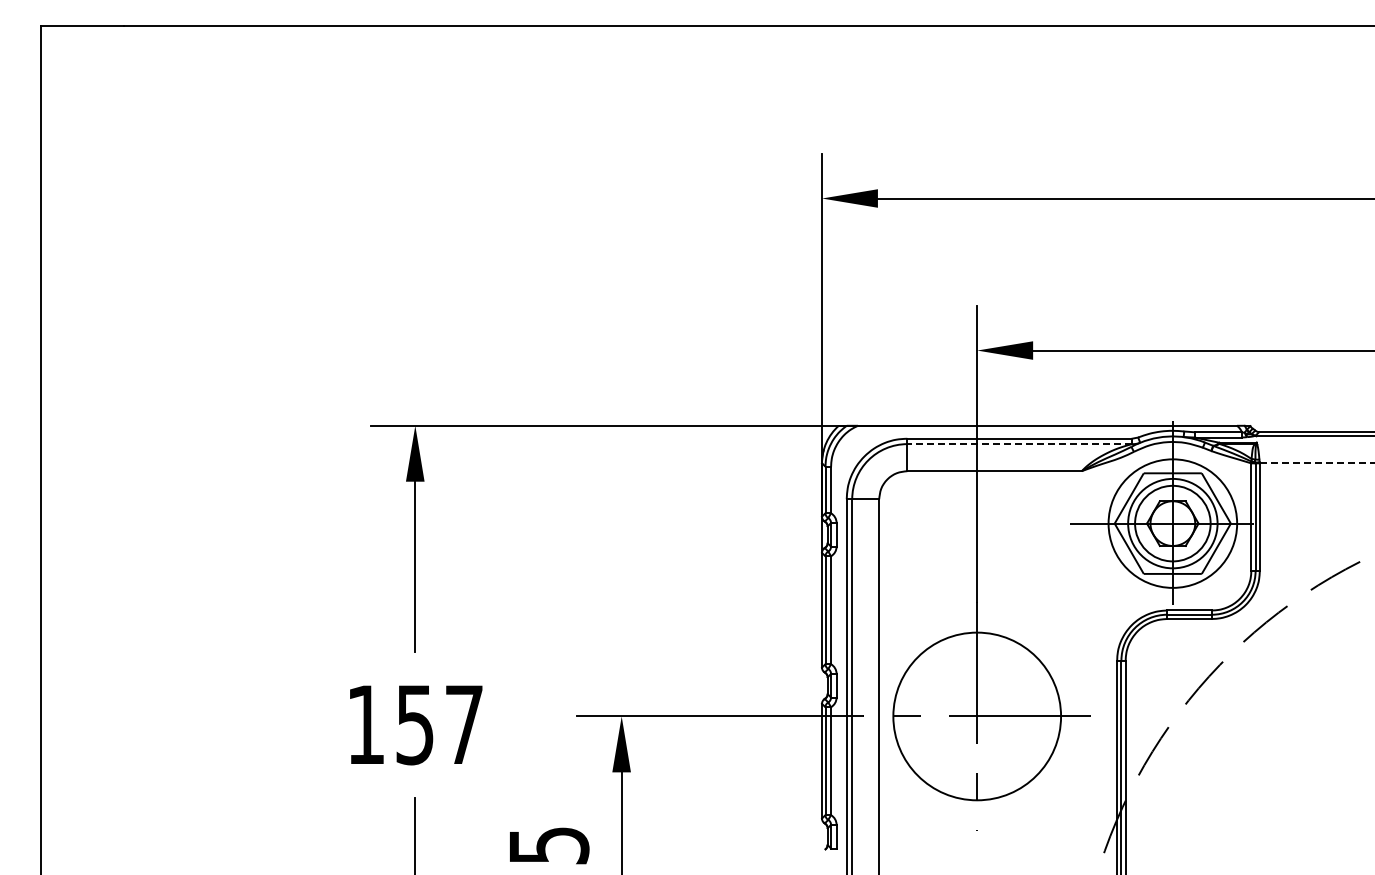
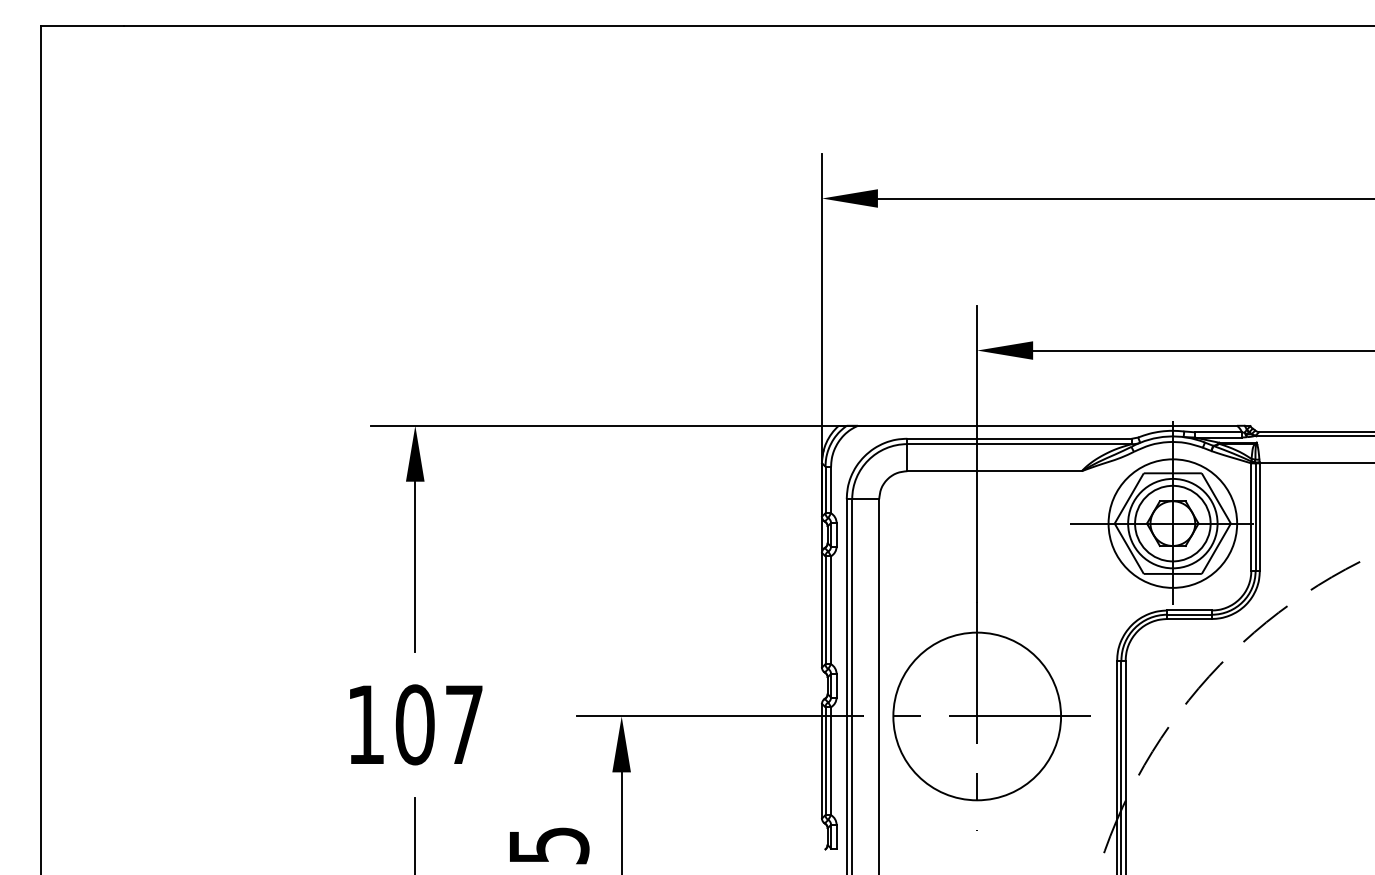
line: dashed -> solid (1019, 444)
line: dashed -> solid (1317, 463)
text: 157 -> 107 (414, 724)
